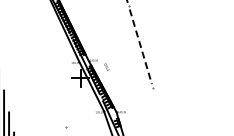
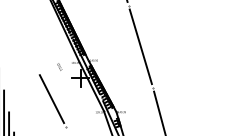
line: dashed -> solid (140, 46)
text position: (106, 66) -> (59, 66) (59, 66)
line: none -> present (51, 99)
line: none -> present (159, 111)
